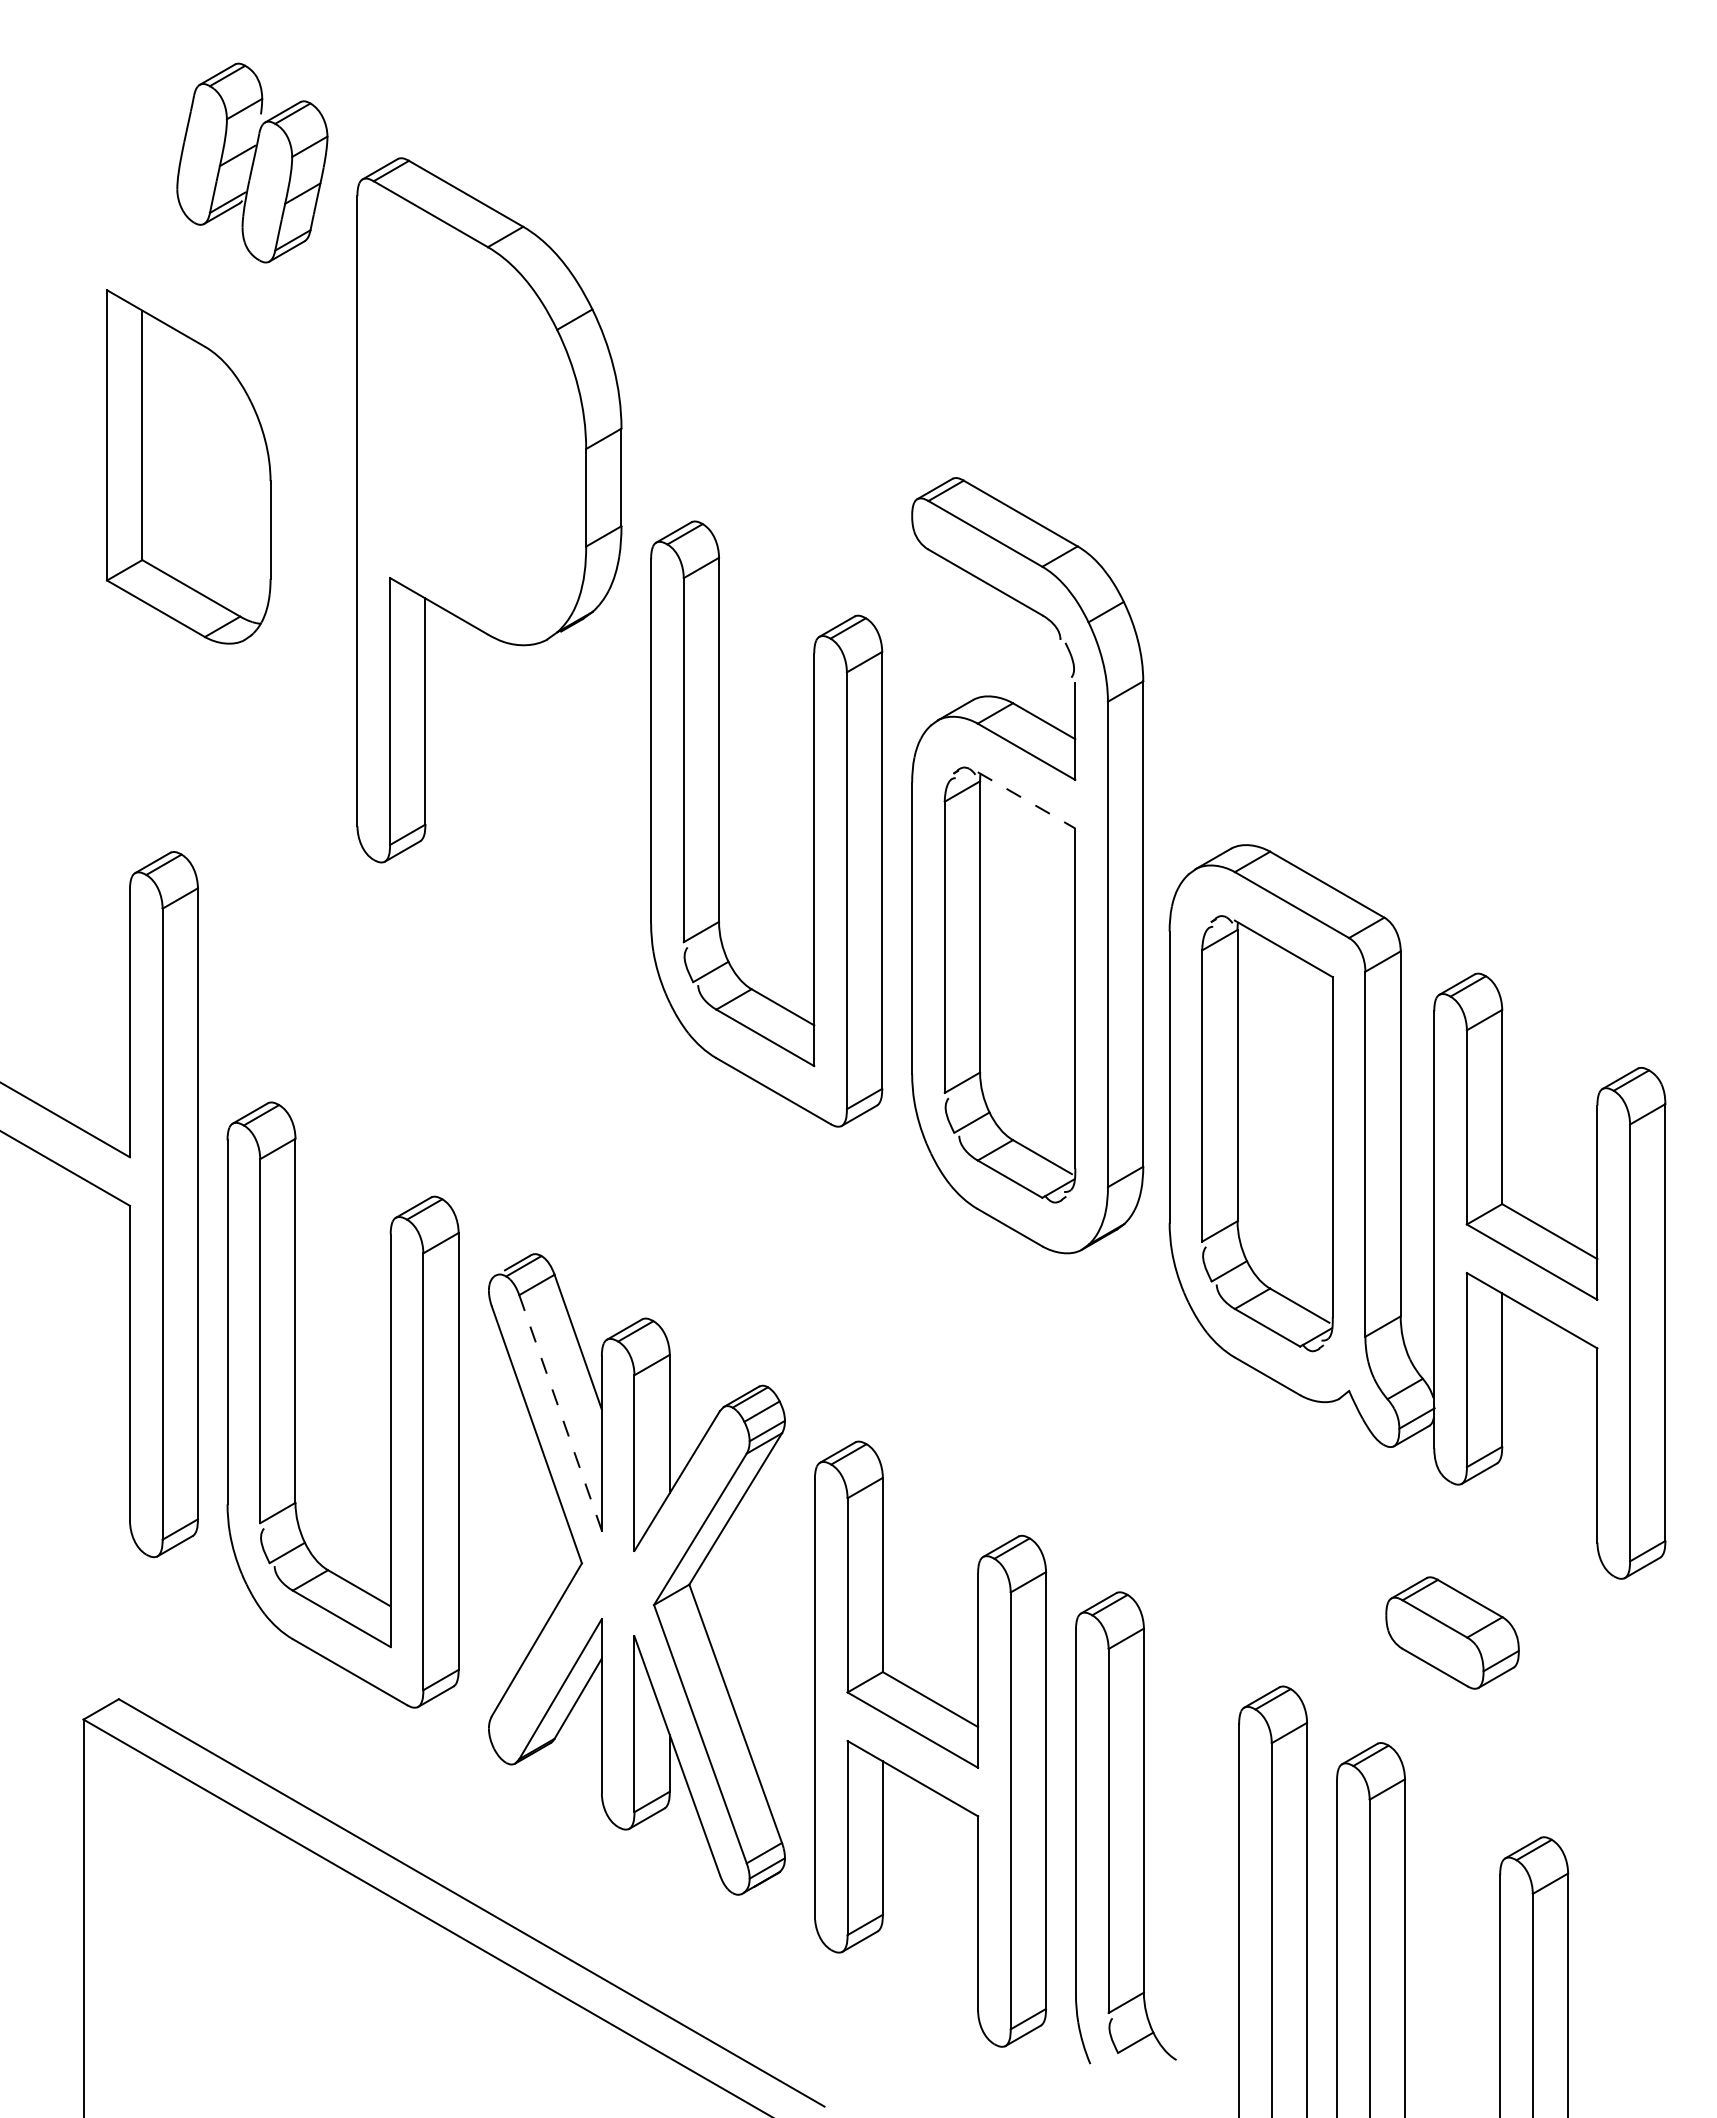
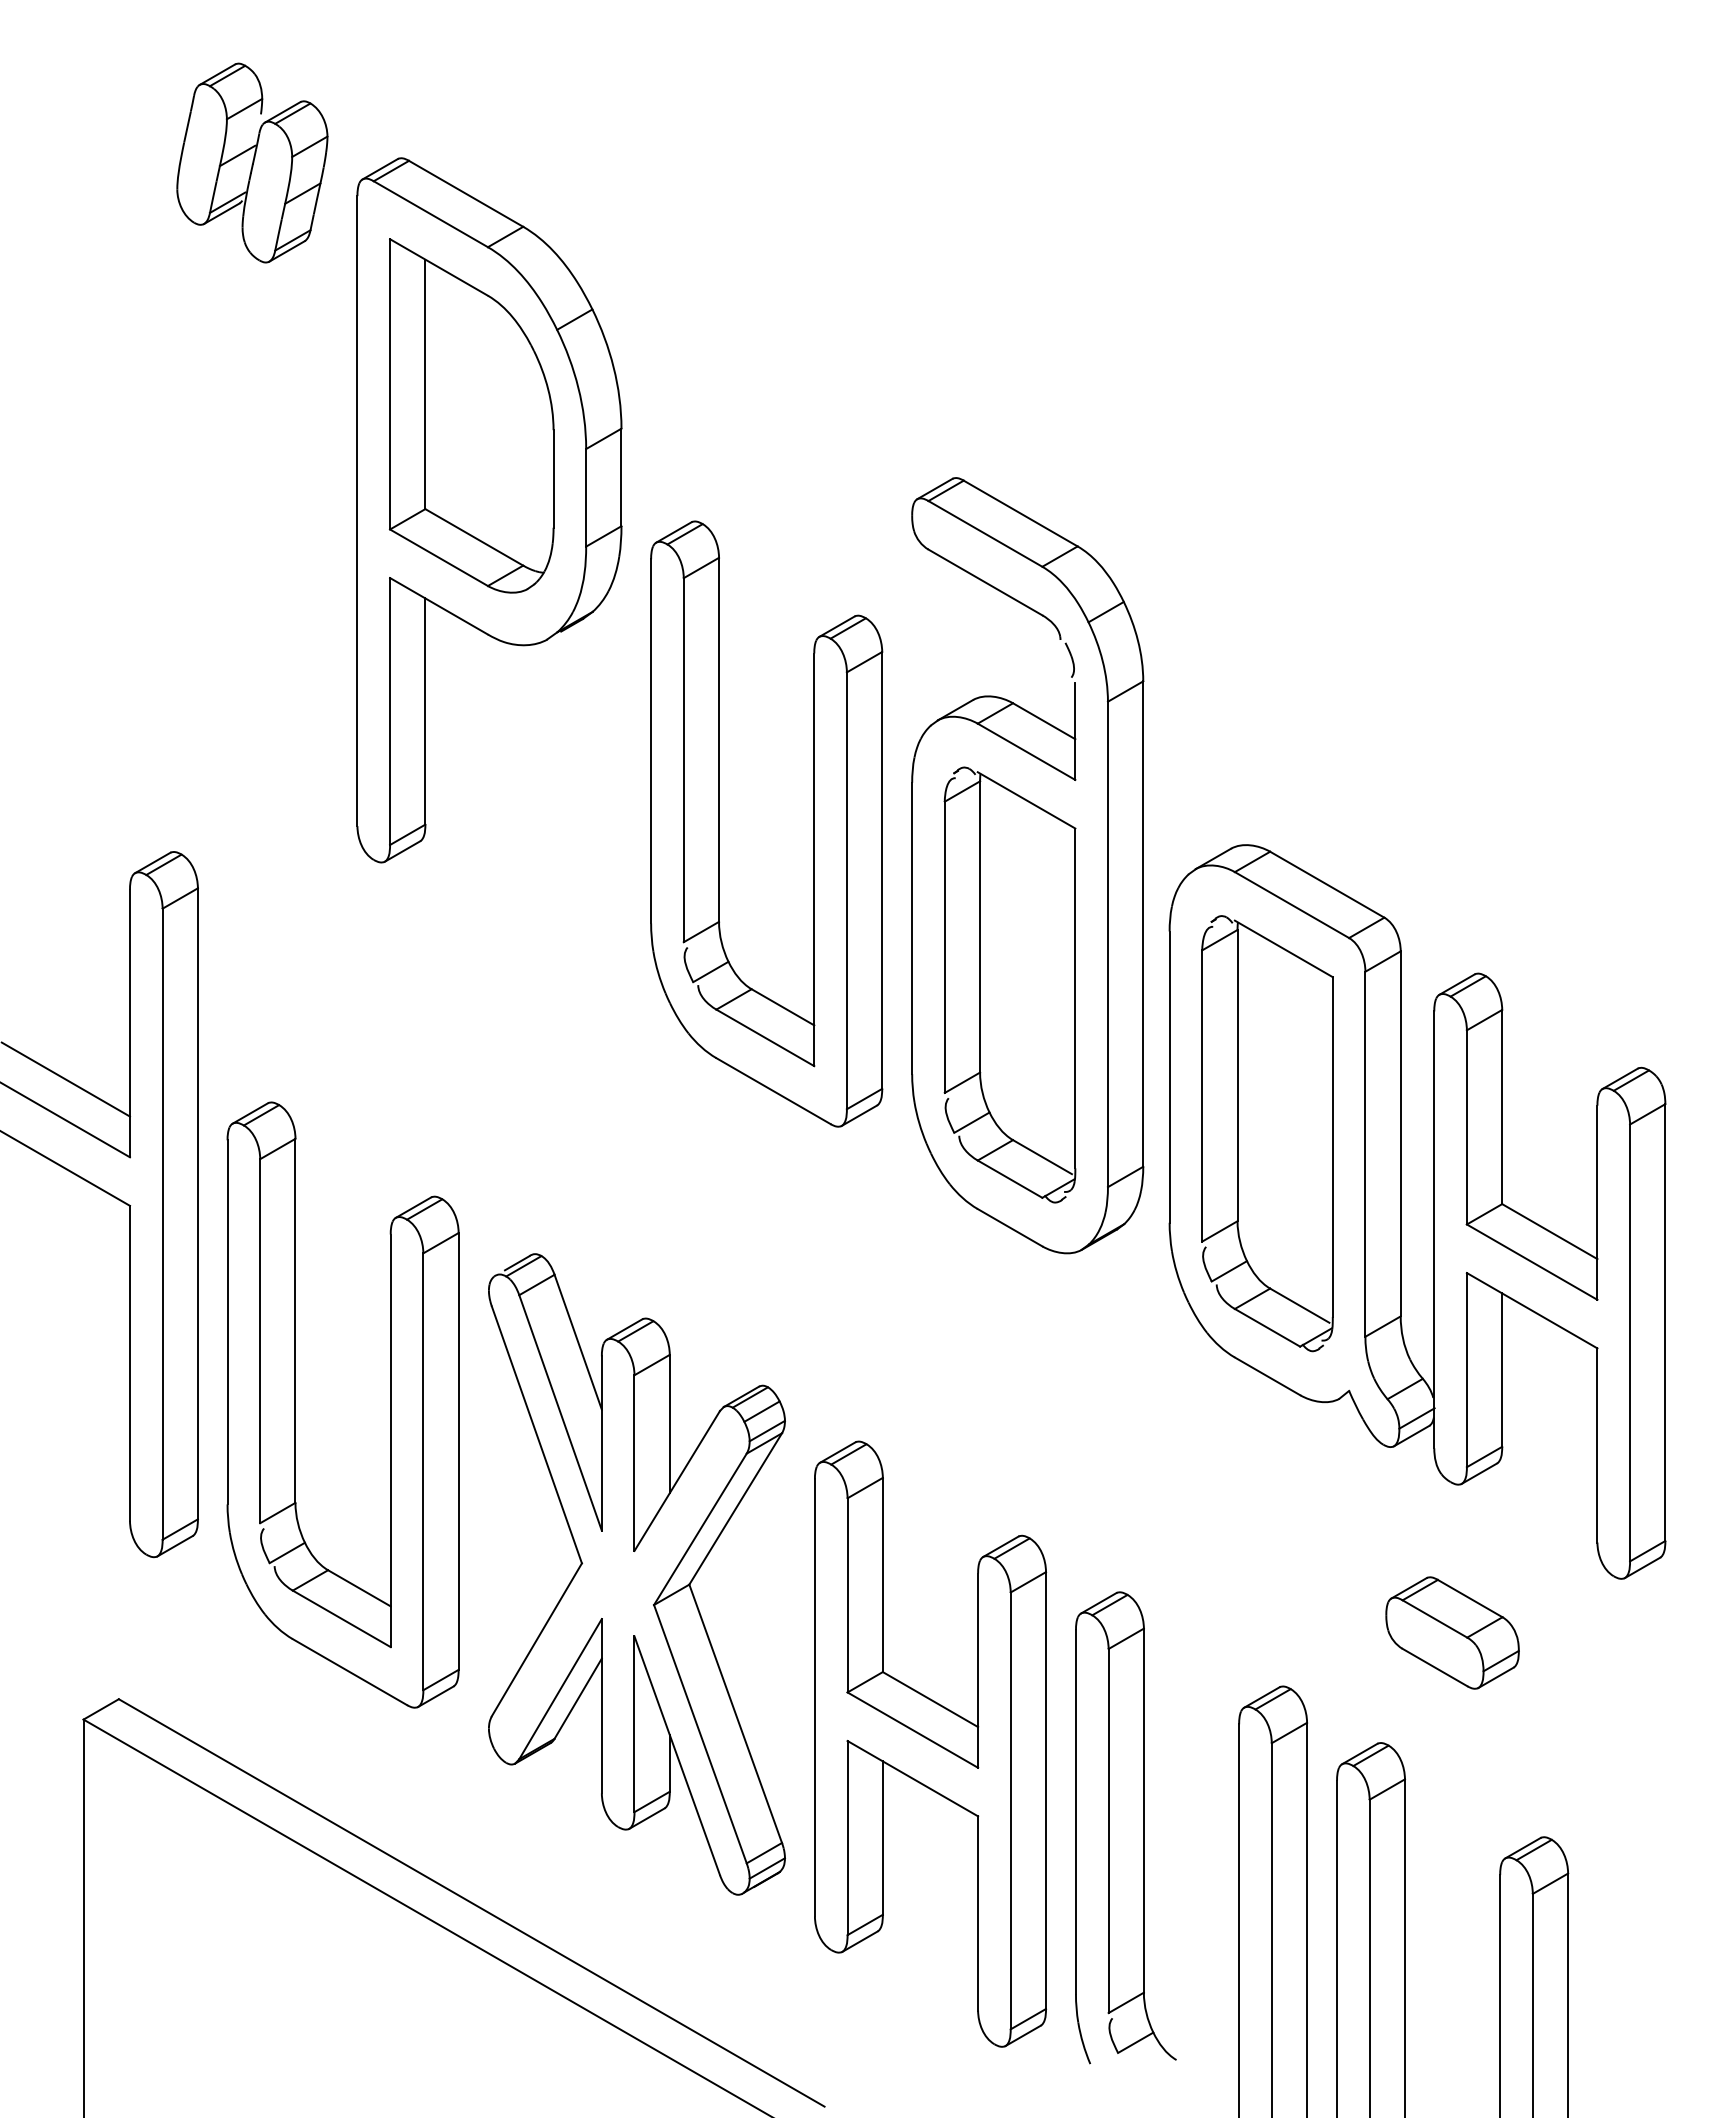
part position: (188, 466) -> (471, 415) (471, 415)
line: dashed -> solid (1026, 800)
line: none -> present (66, 1079)
line: dashed -> solid (560, 1412)
